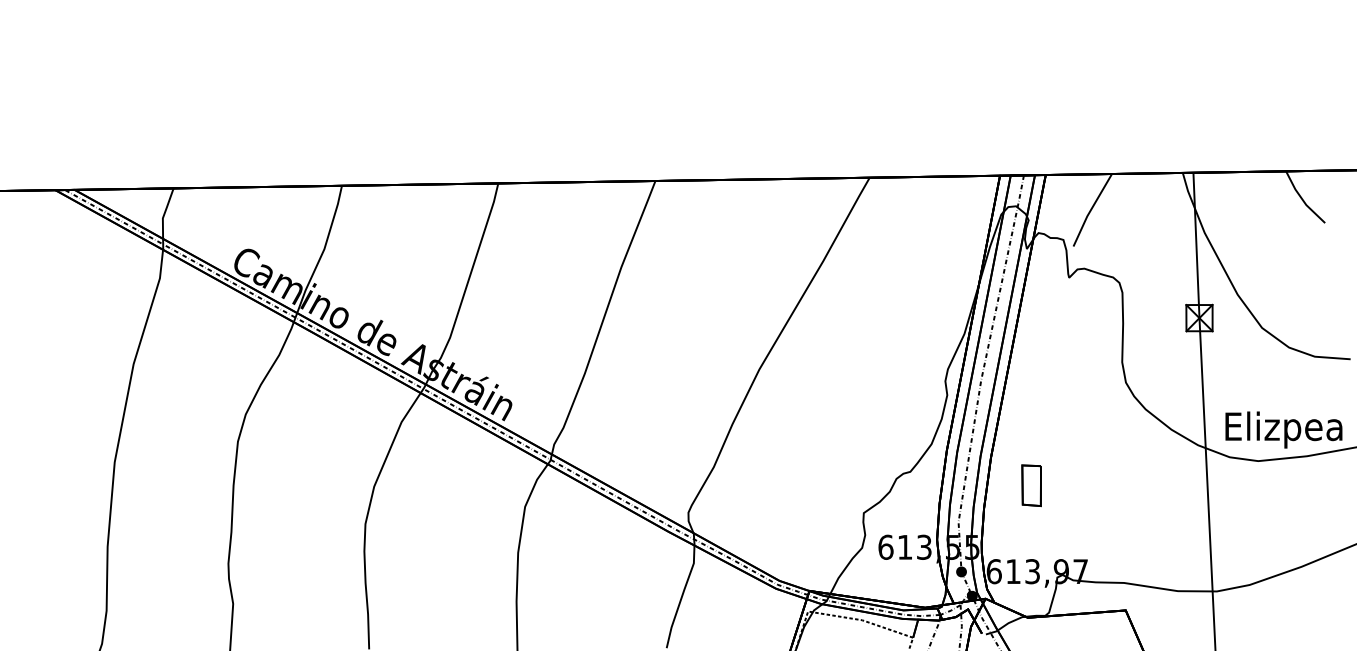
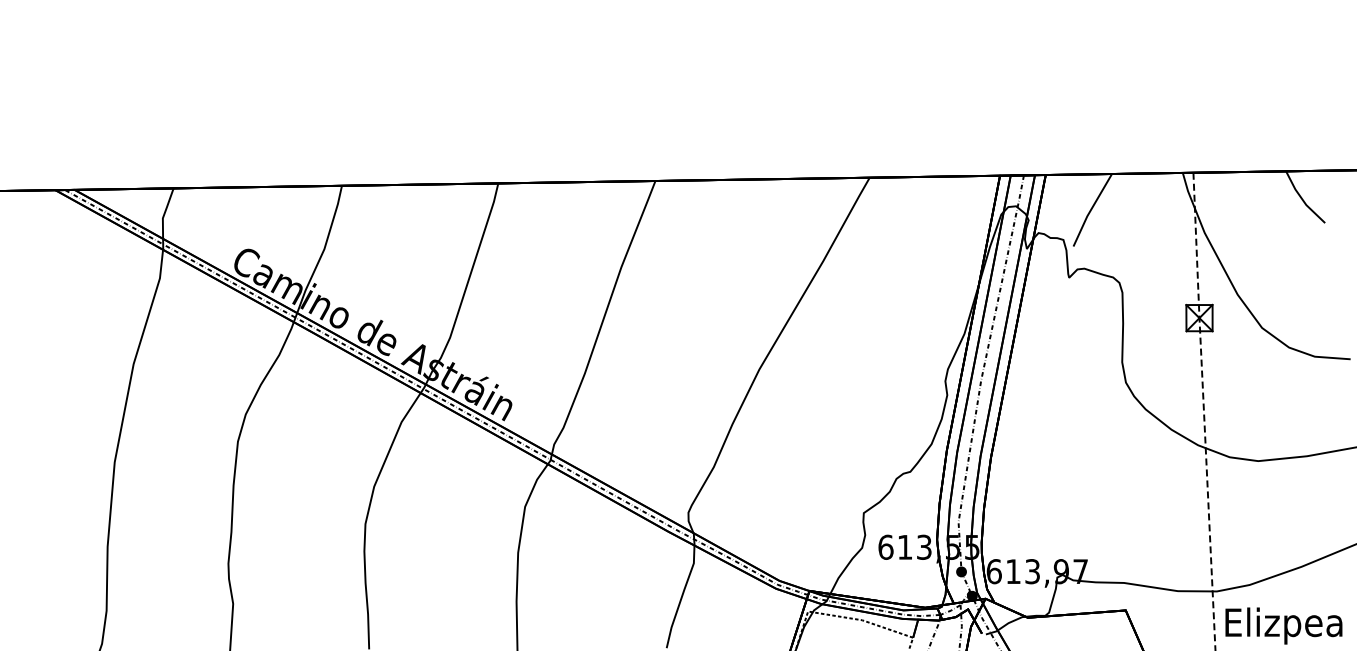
line: solid -> dashed (1203, 411)
text position: (1283, 429) -> (1283, 625) (1283, 625)
part: present -> none (1031, 485)
